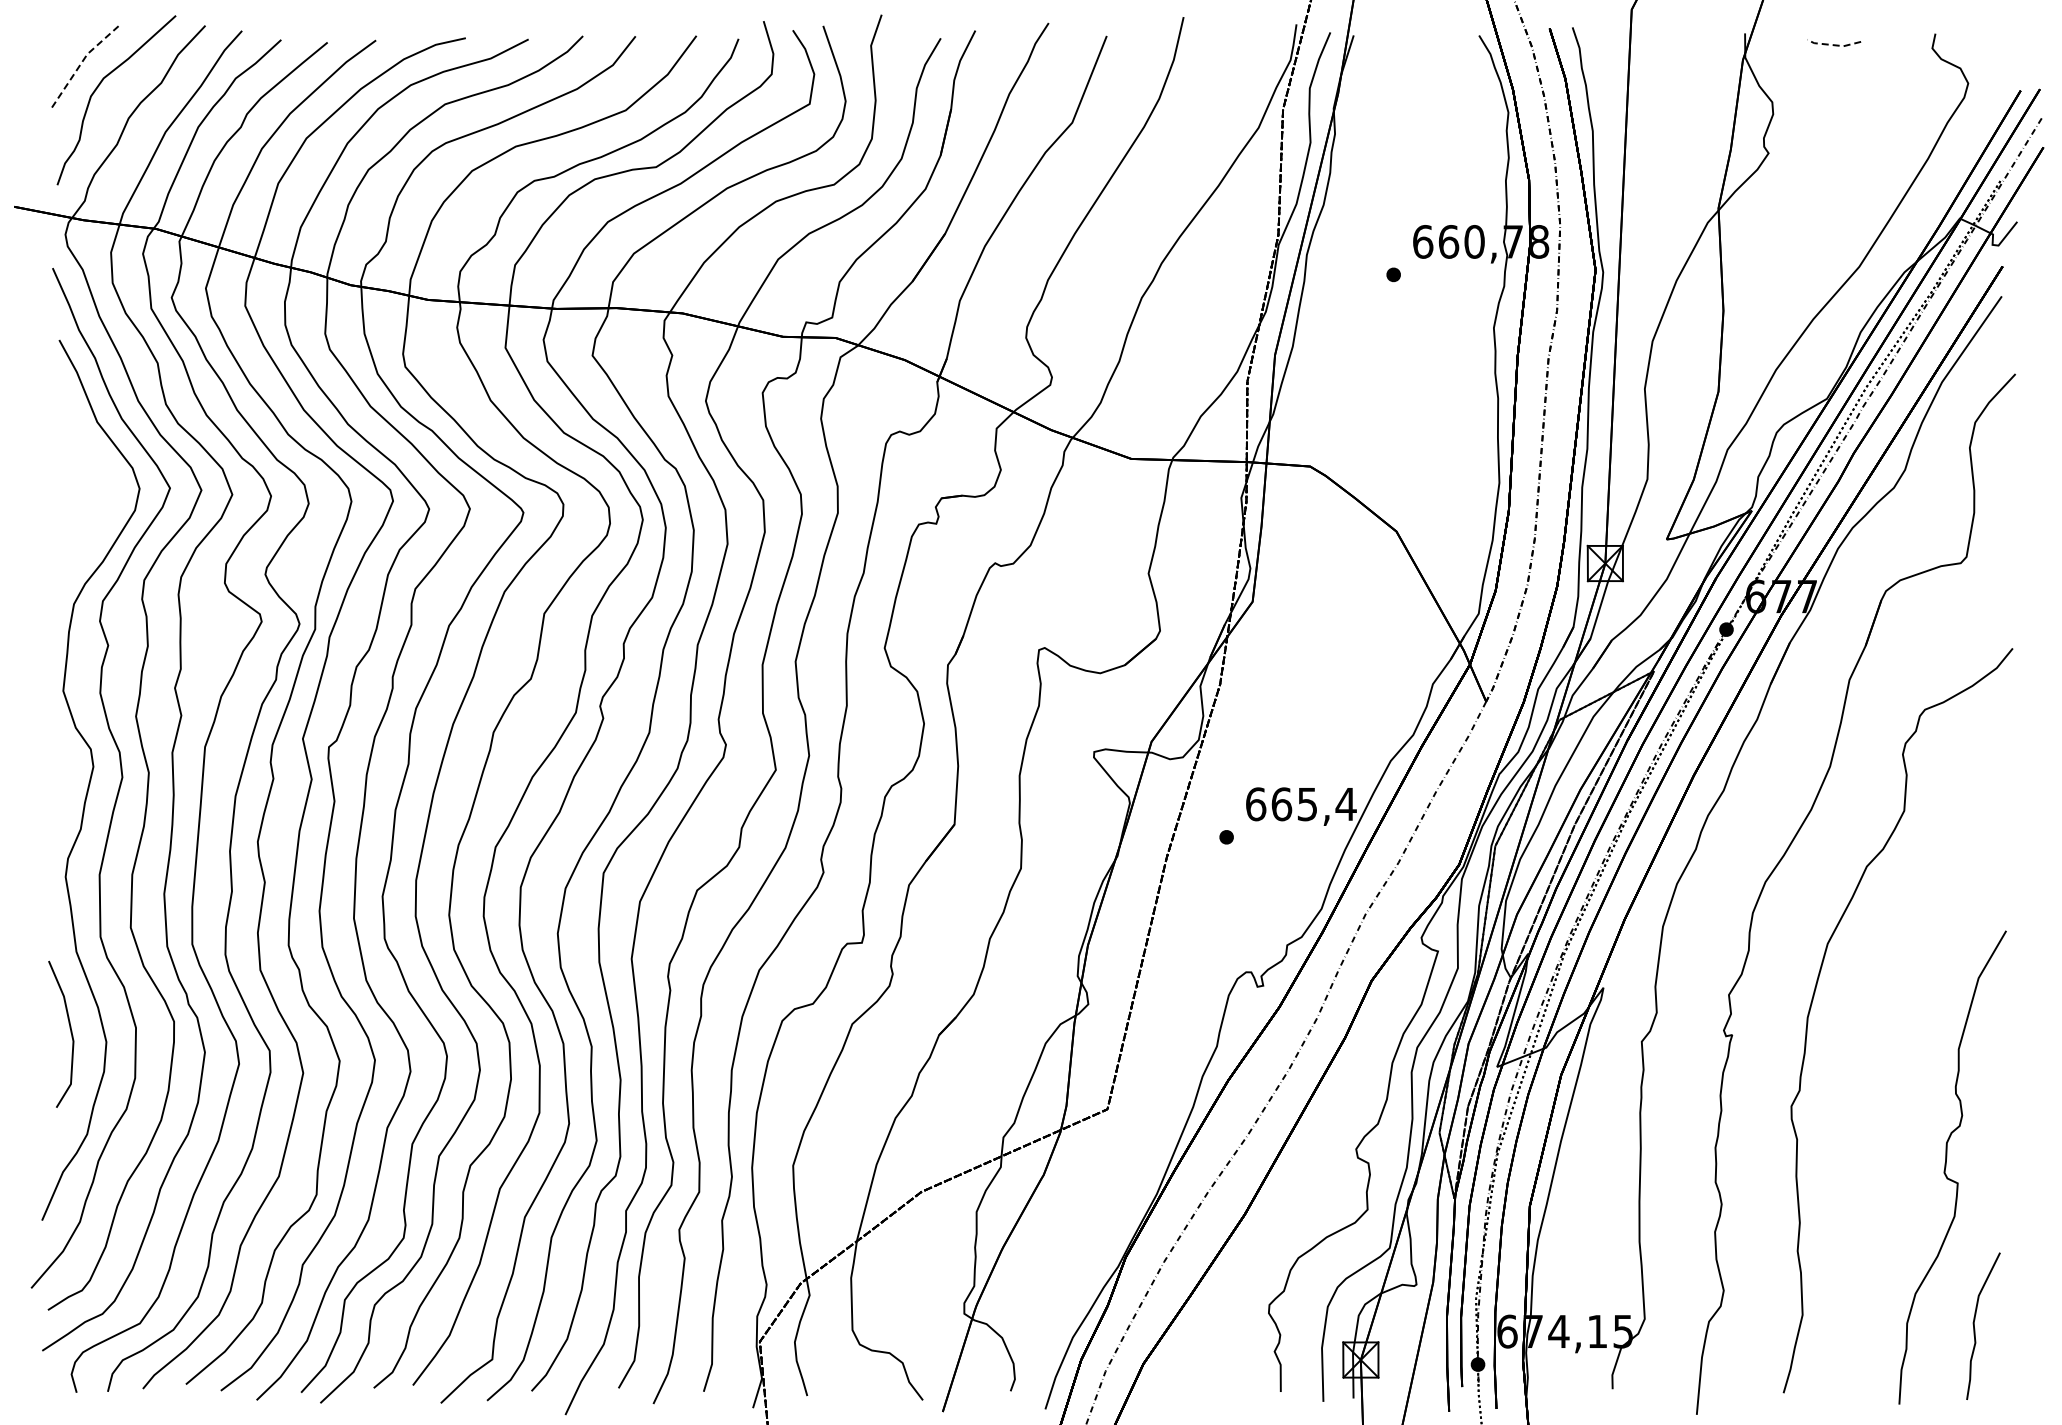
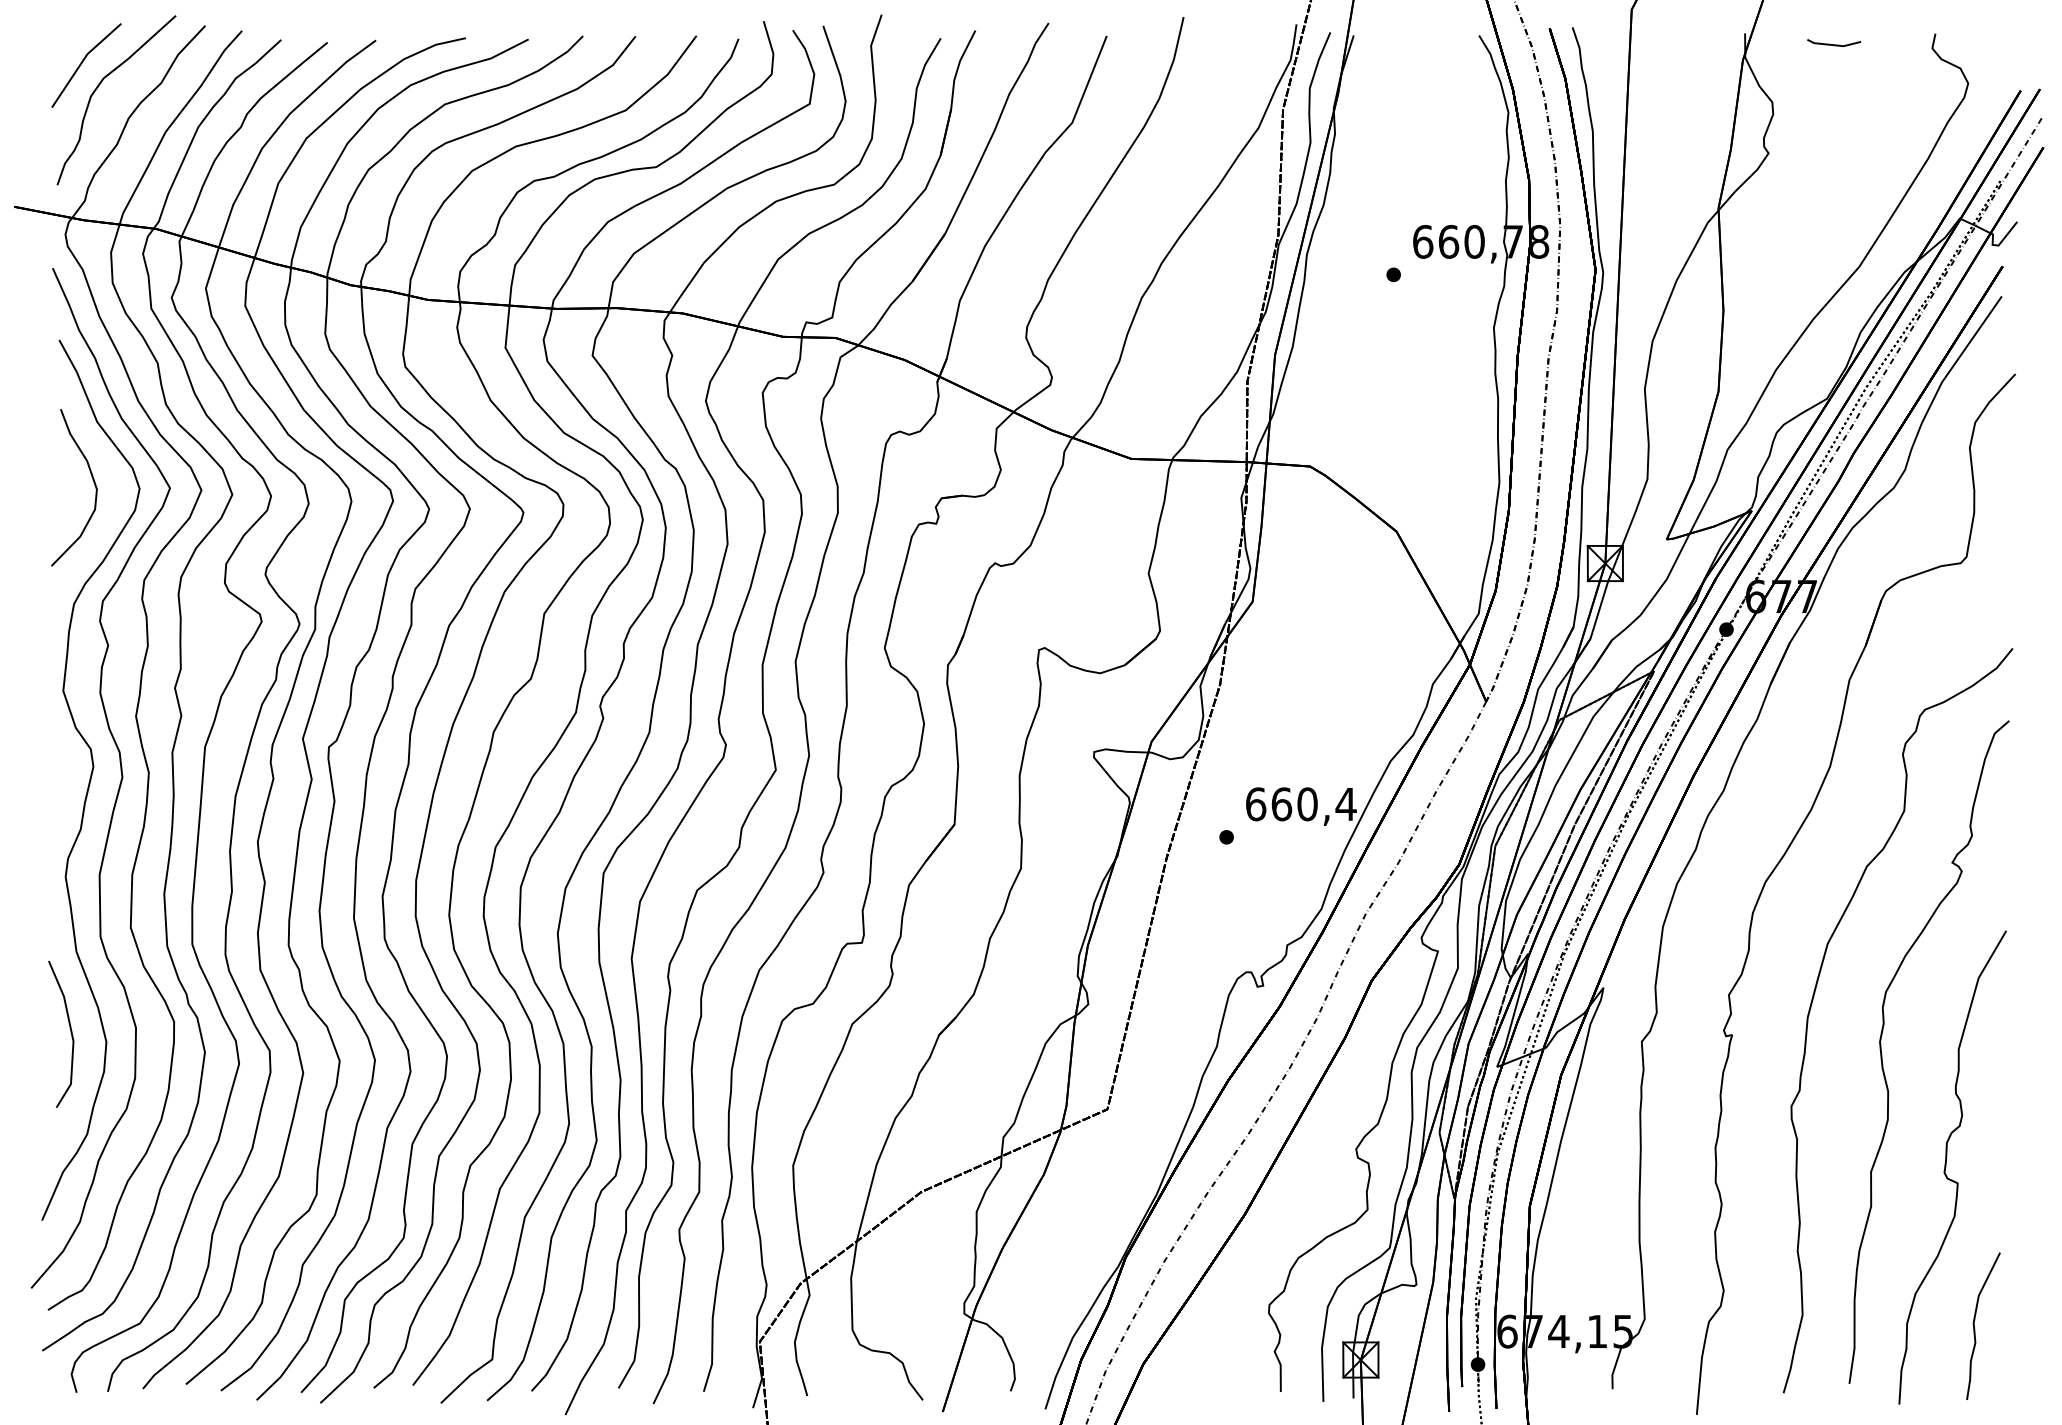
line: dashed -> solid (1833, 45)
line: dashed -> solid (82, 61)
curve: none -> present (92, 480)
text: 665,4 -> 660,4 (1307, 804)
curve: none -> present (1882, 1054)
